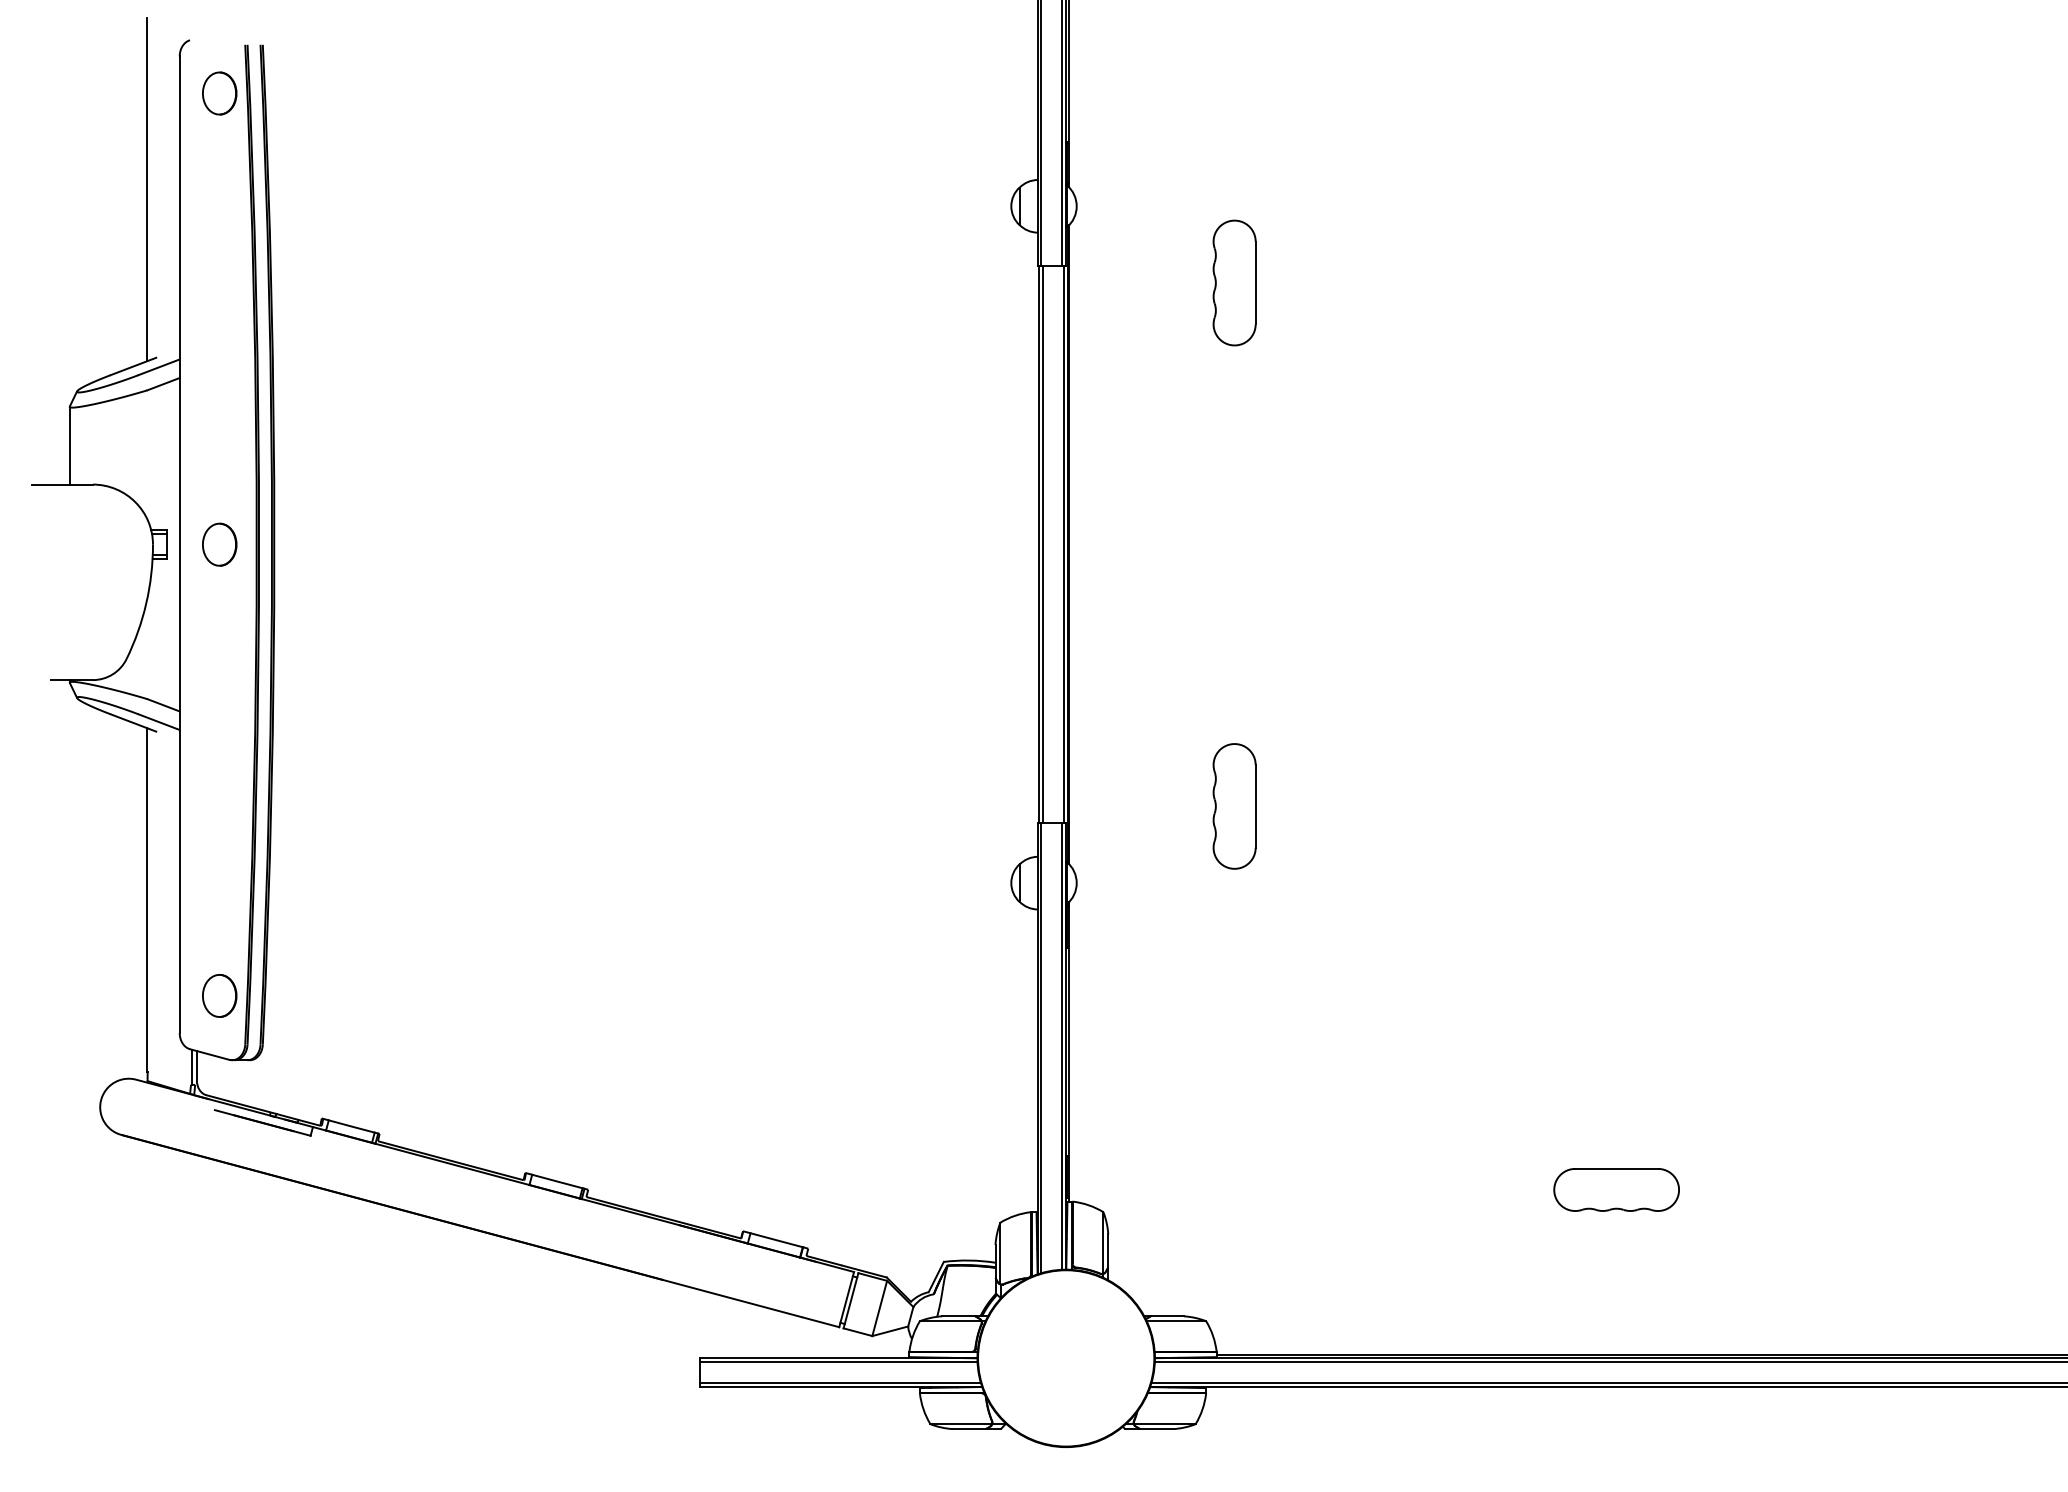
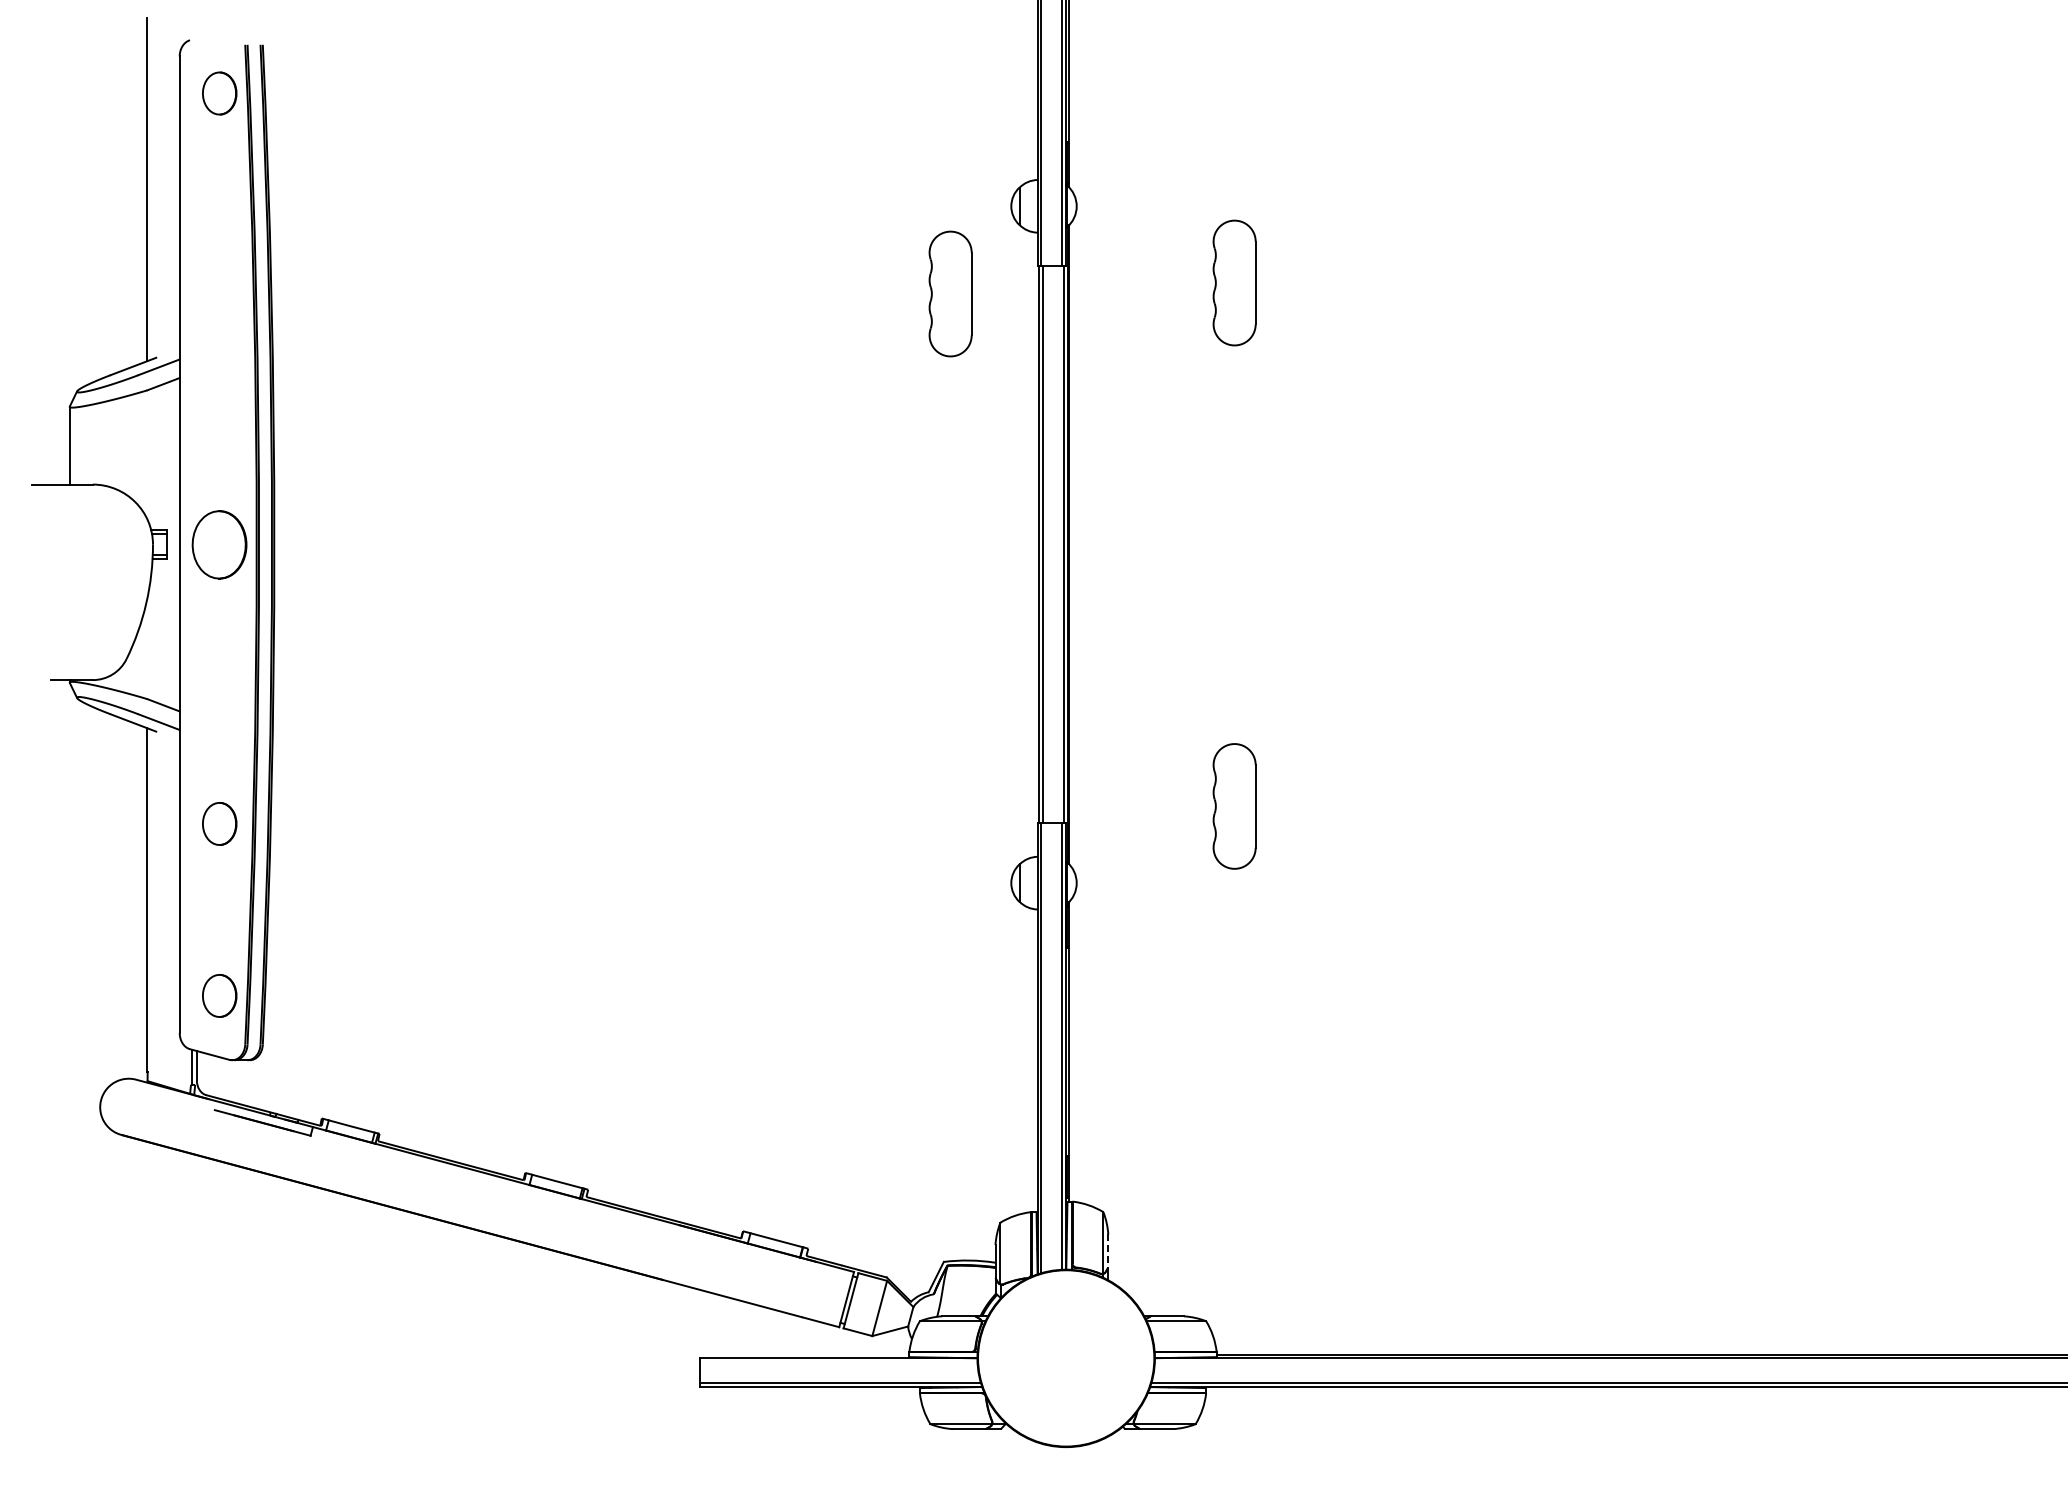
part: none -> present (950, 293)
part size: 36x45 px -> 57x70 px (219, 544)
part: none -> present (219, 823)
part: present -> none (1616, 1189)
line: solid -> dashed (1108, 1251)
line: present -> none (838, 1362)
line: present -> none (1609, 1362)
